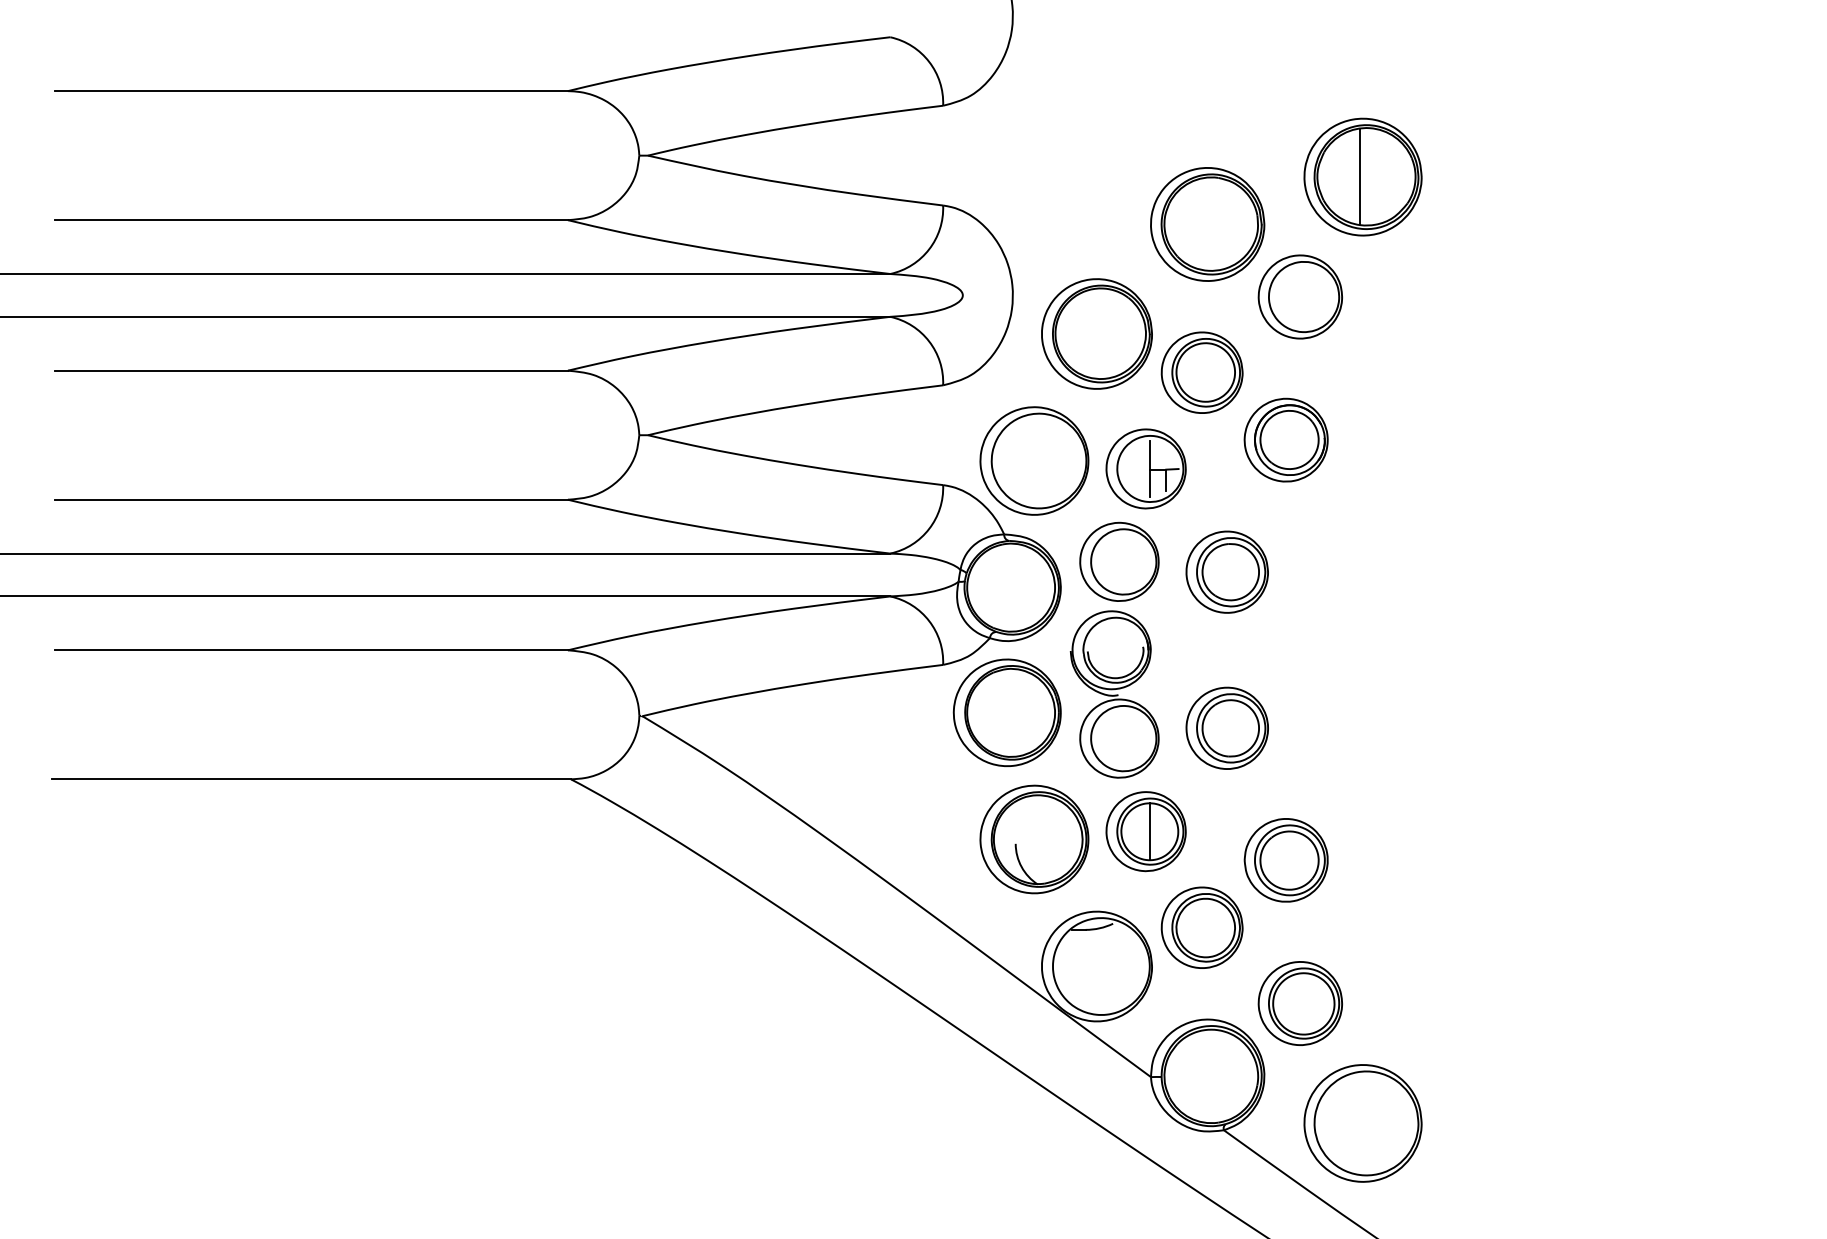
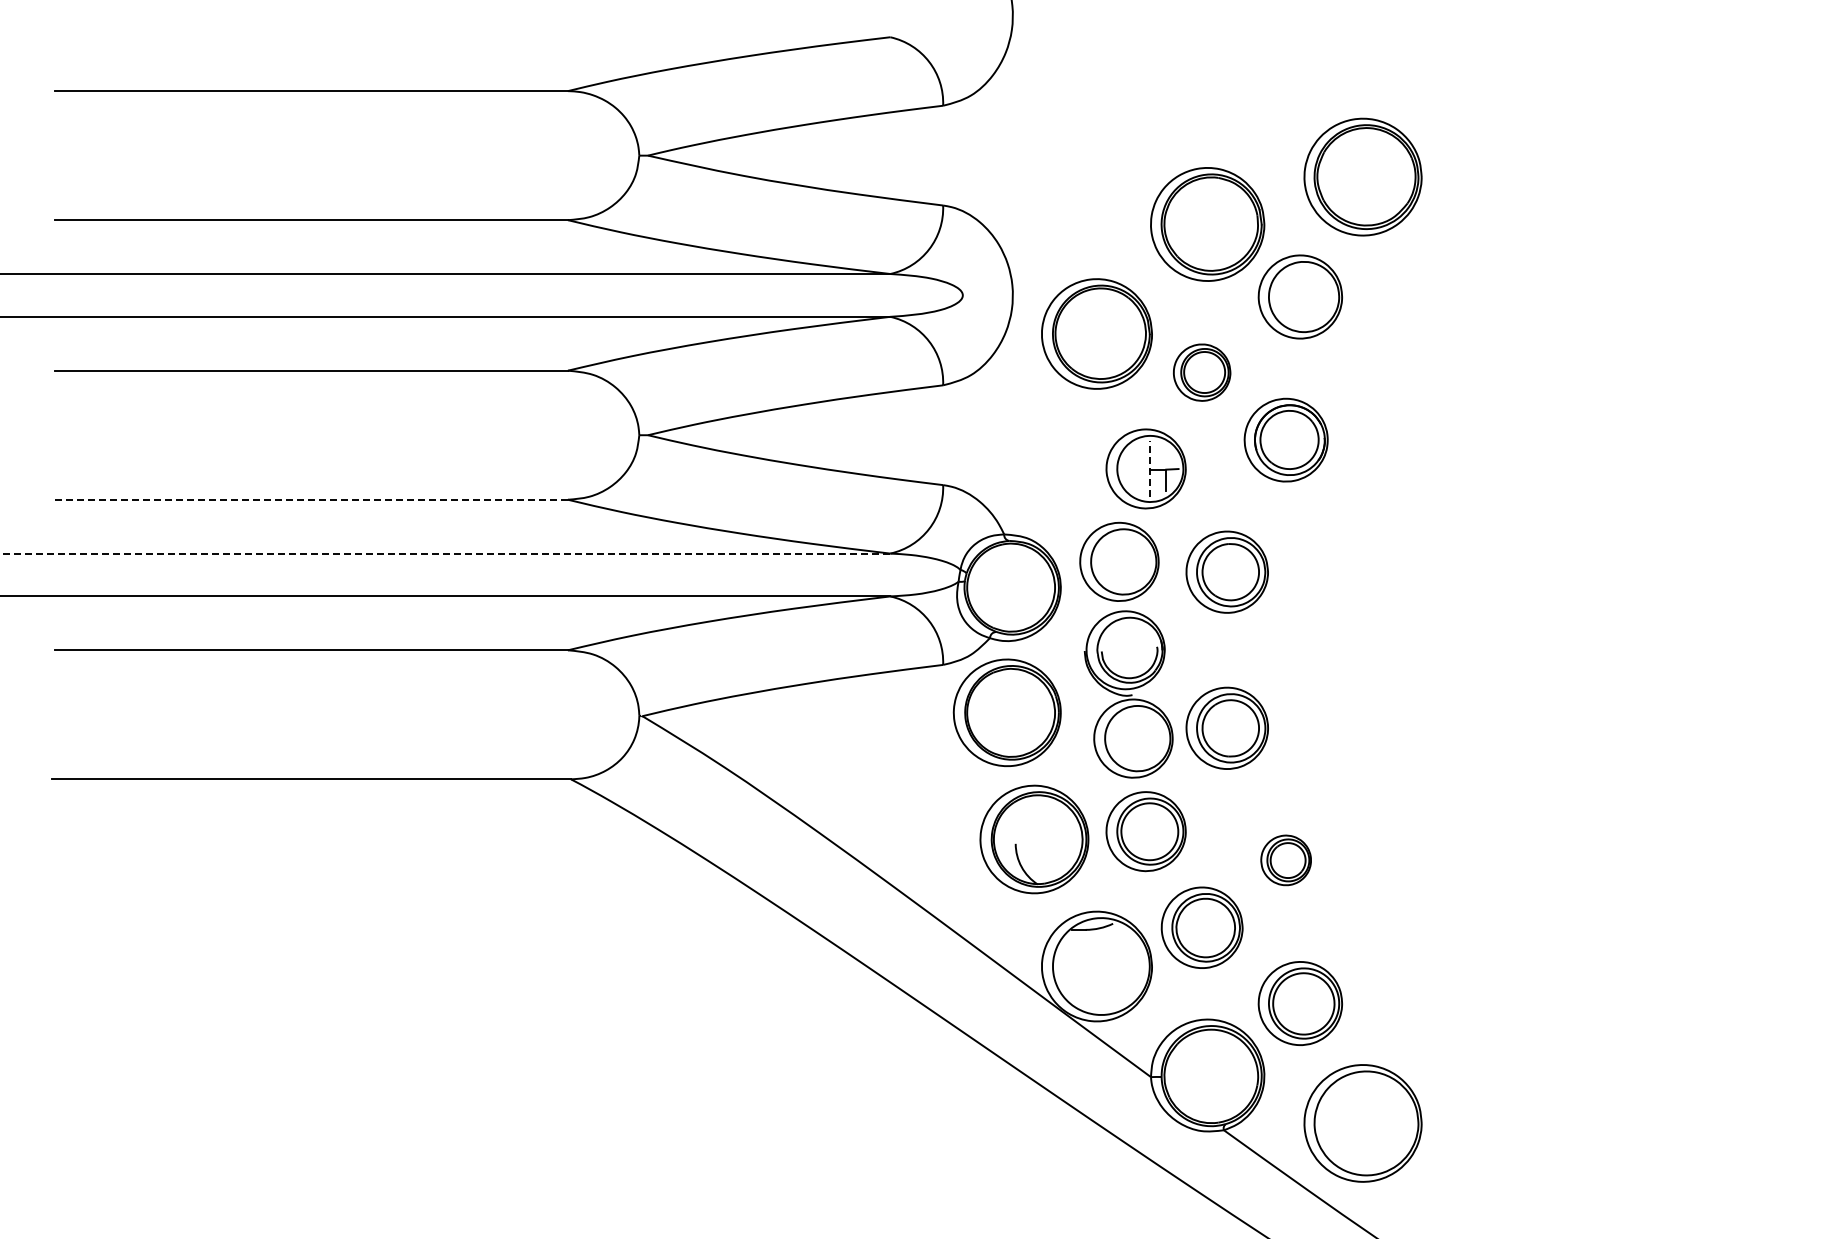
line: present -> none (1359, 176)
part size: 84x83 px -> 59x59 px (1202, 372)
part: present -> none (1034, 460)
line: solid -> dashed (1150, 468)
line: solid -> dashed (311, 499)
line: solid -> dashed (445, 553)
part position: (1114, 694) -> (1128, 694) (1128, 694)
line: present -> none (1150, 831)
part size: 86x85 px -> 52x53 px (1285, 860)
